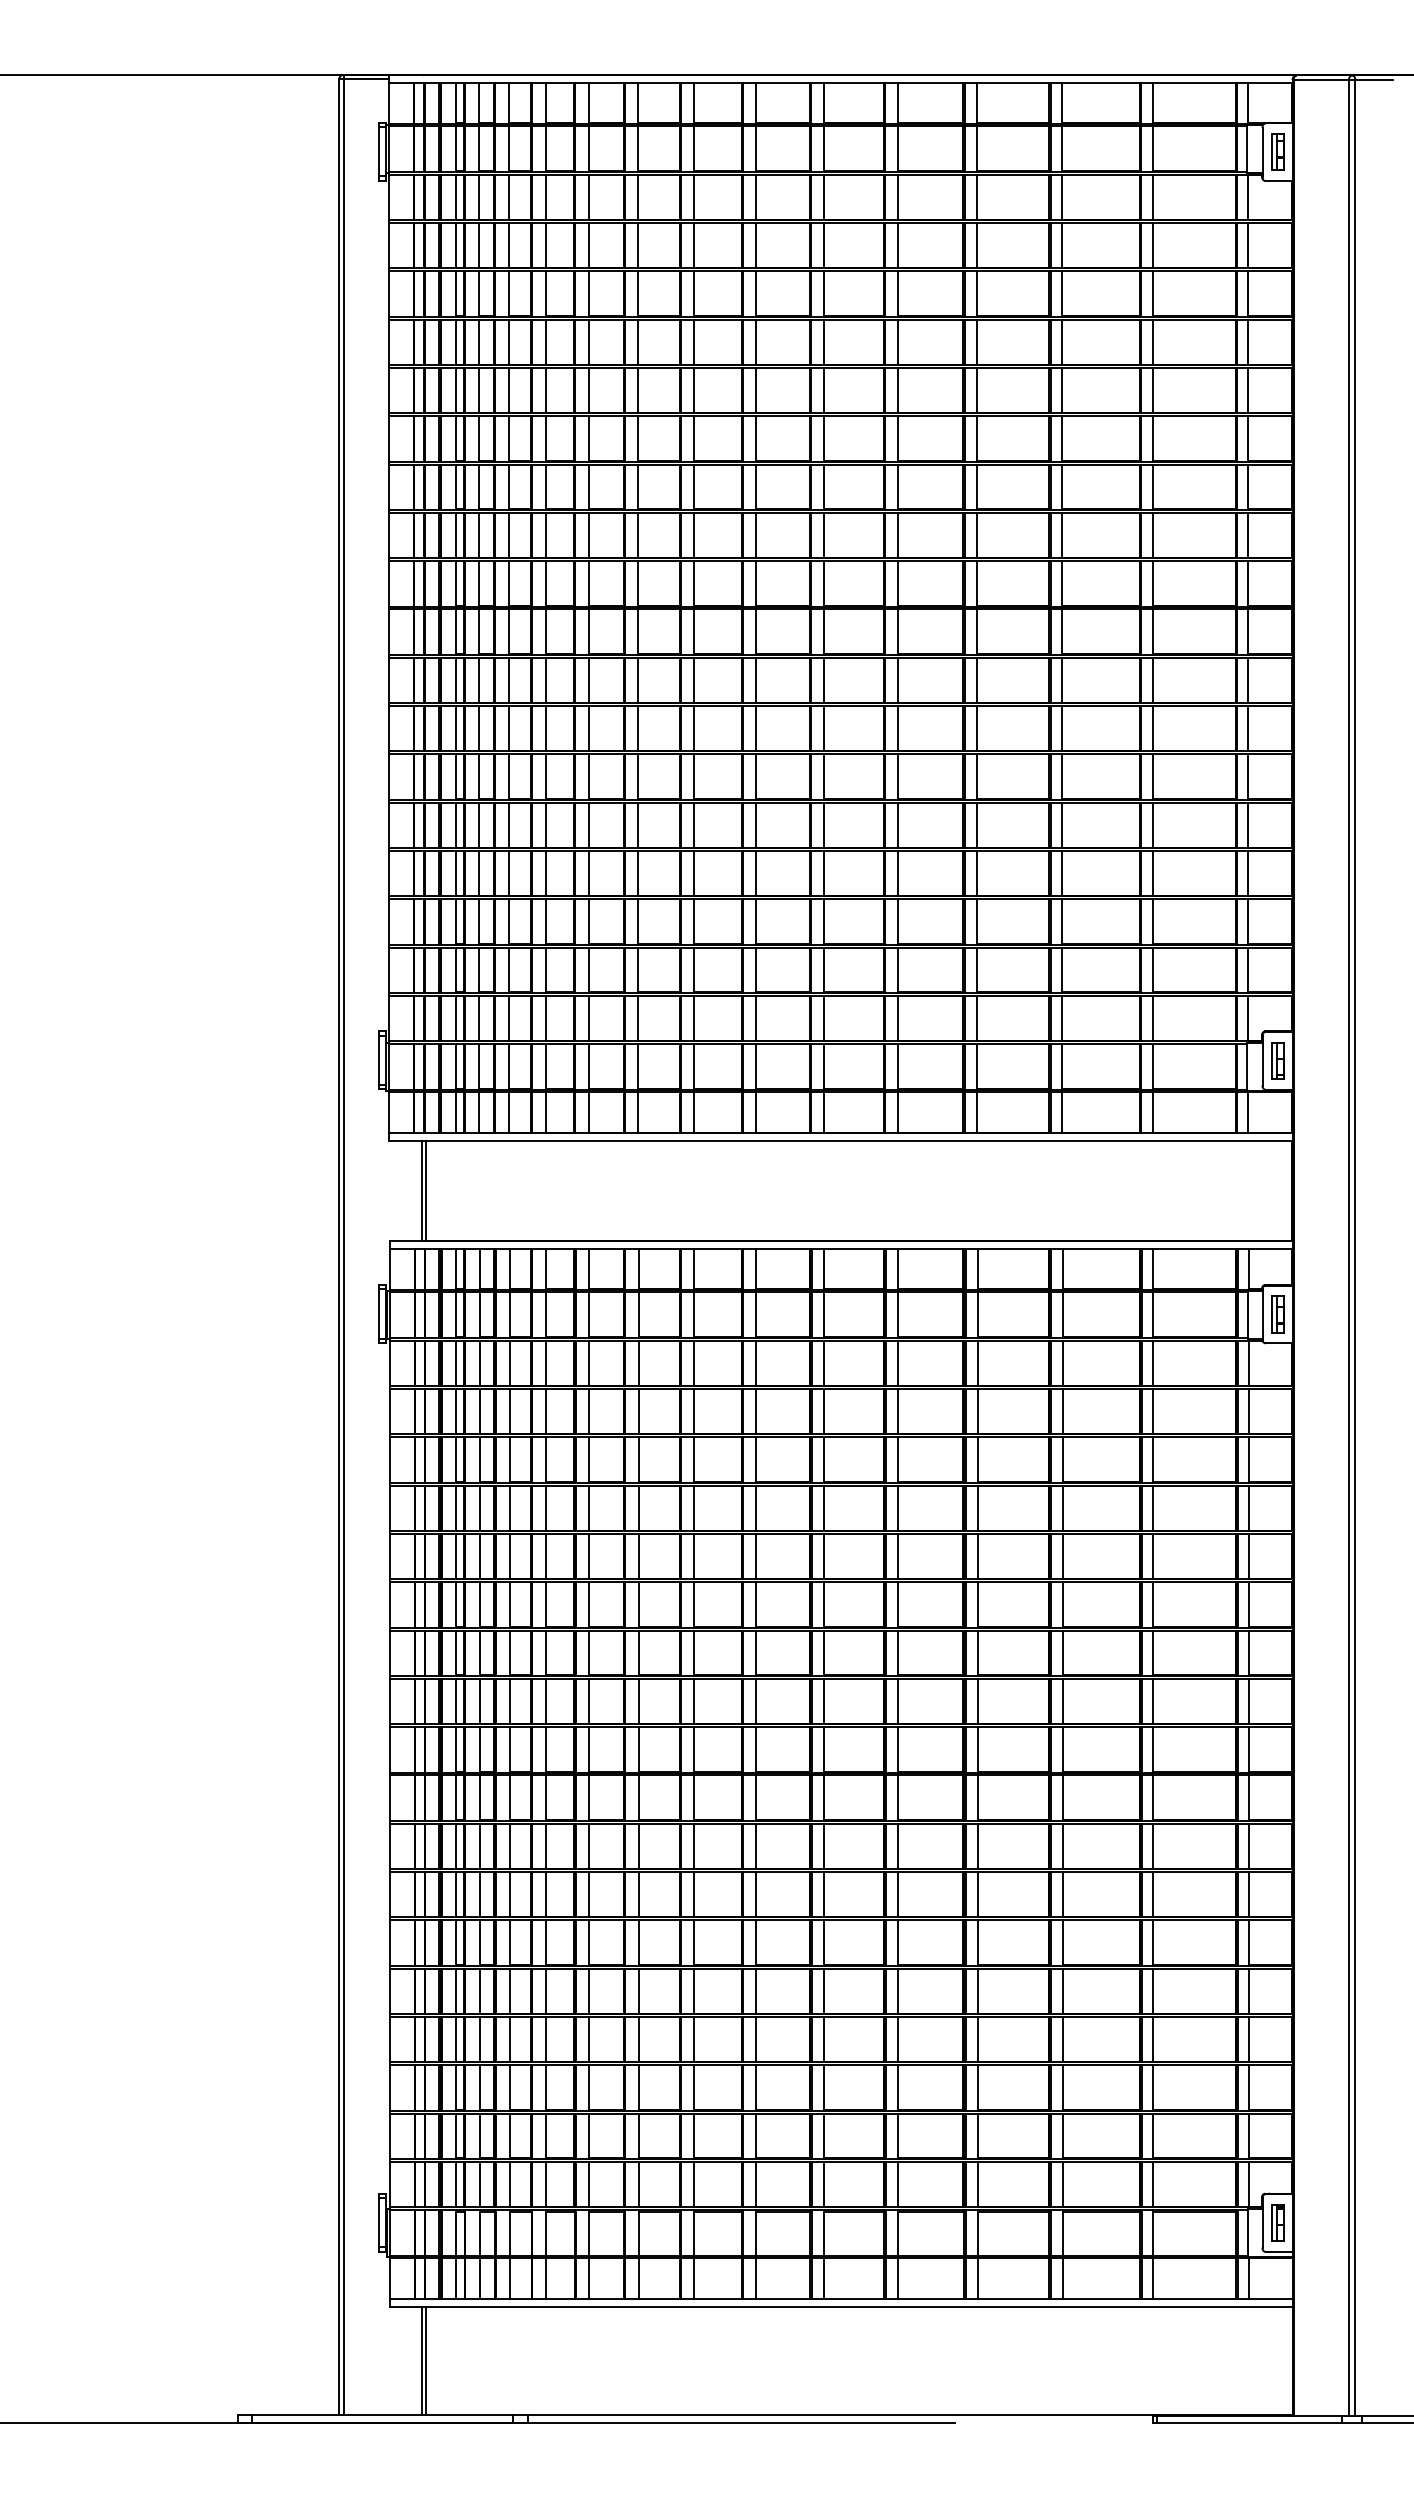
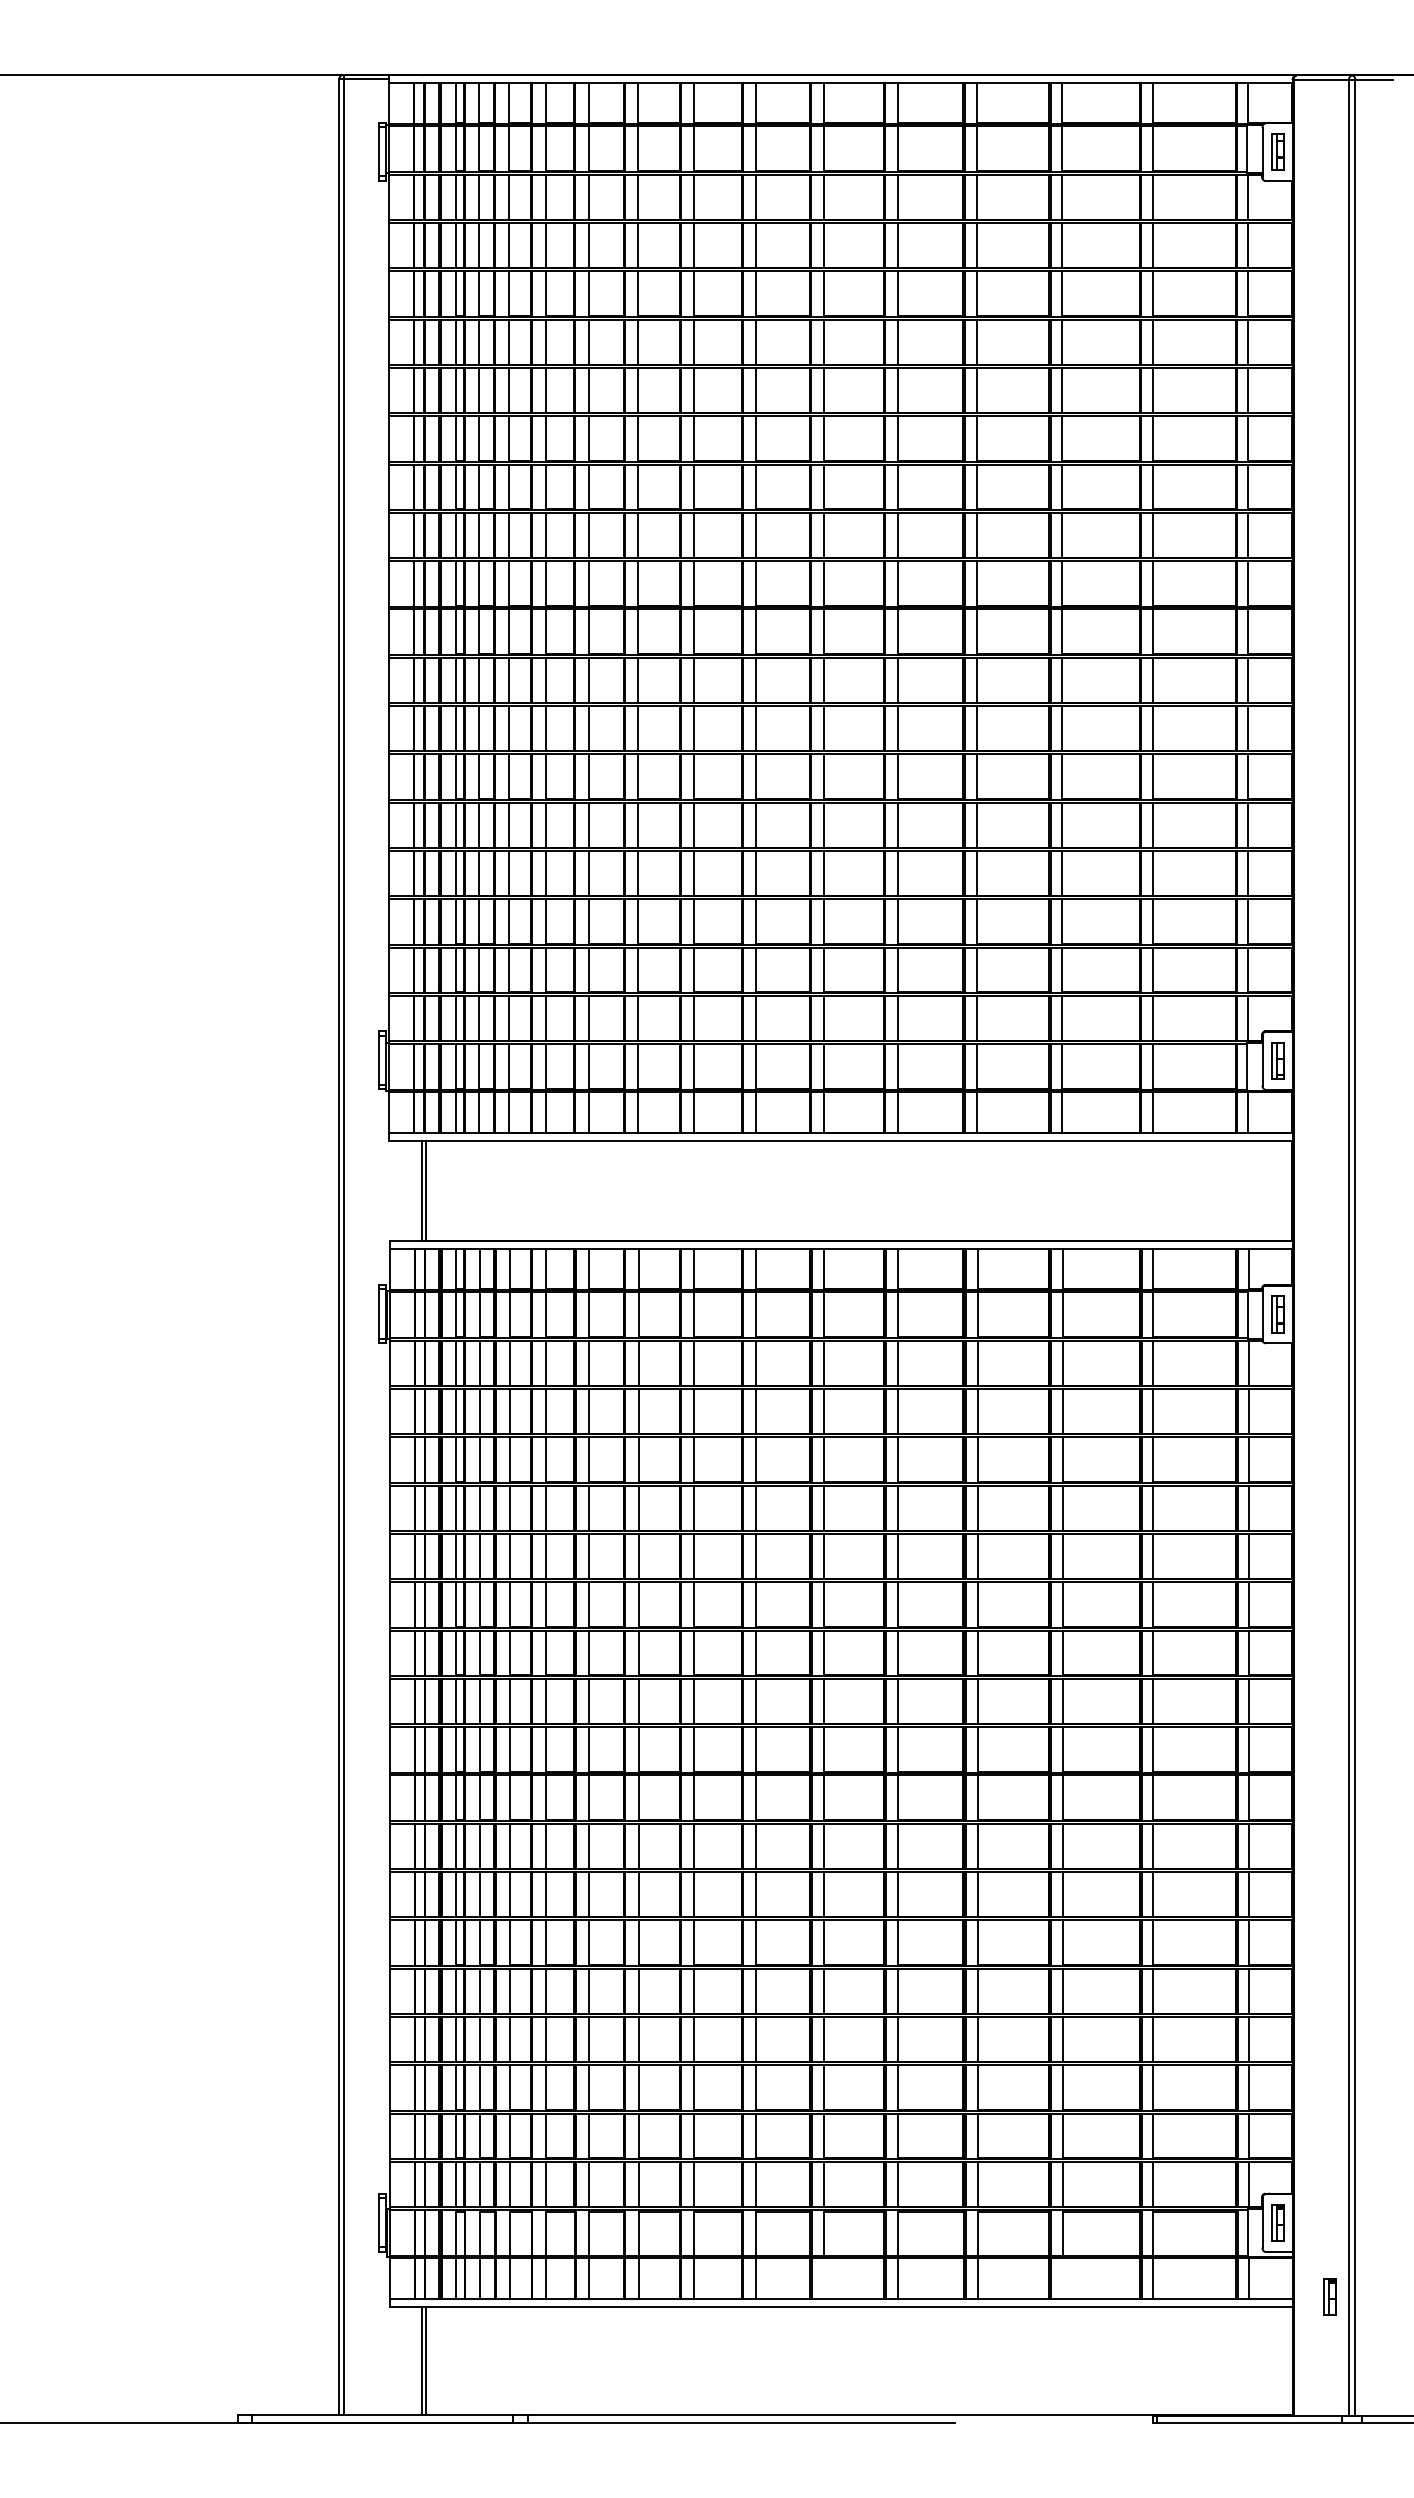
line: present -> none (824, 2278)
line: present -> none (1062, 2278)
part: none -> present (1329, 2296)
